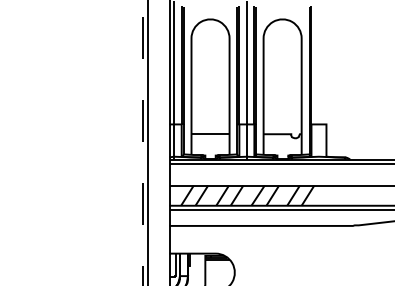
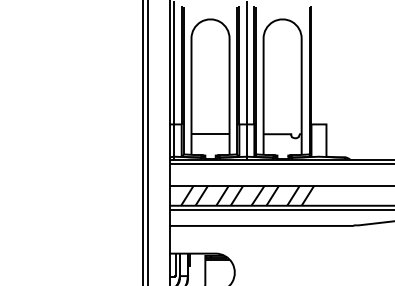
line: dashed -> solid (143, 143)
